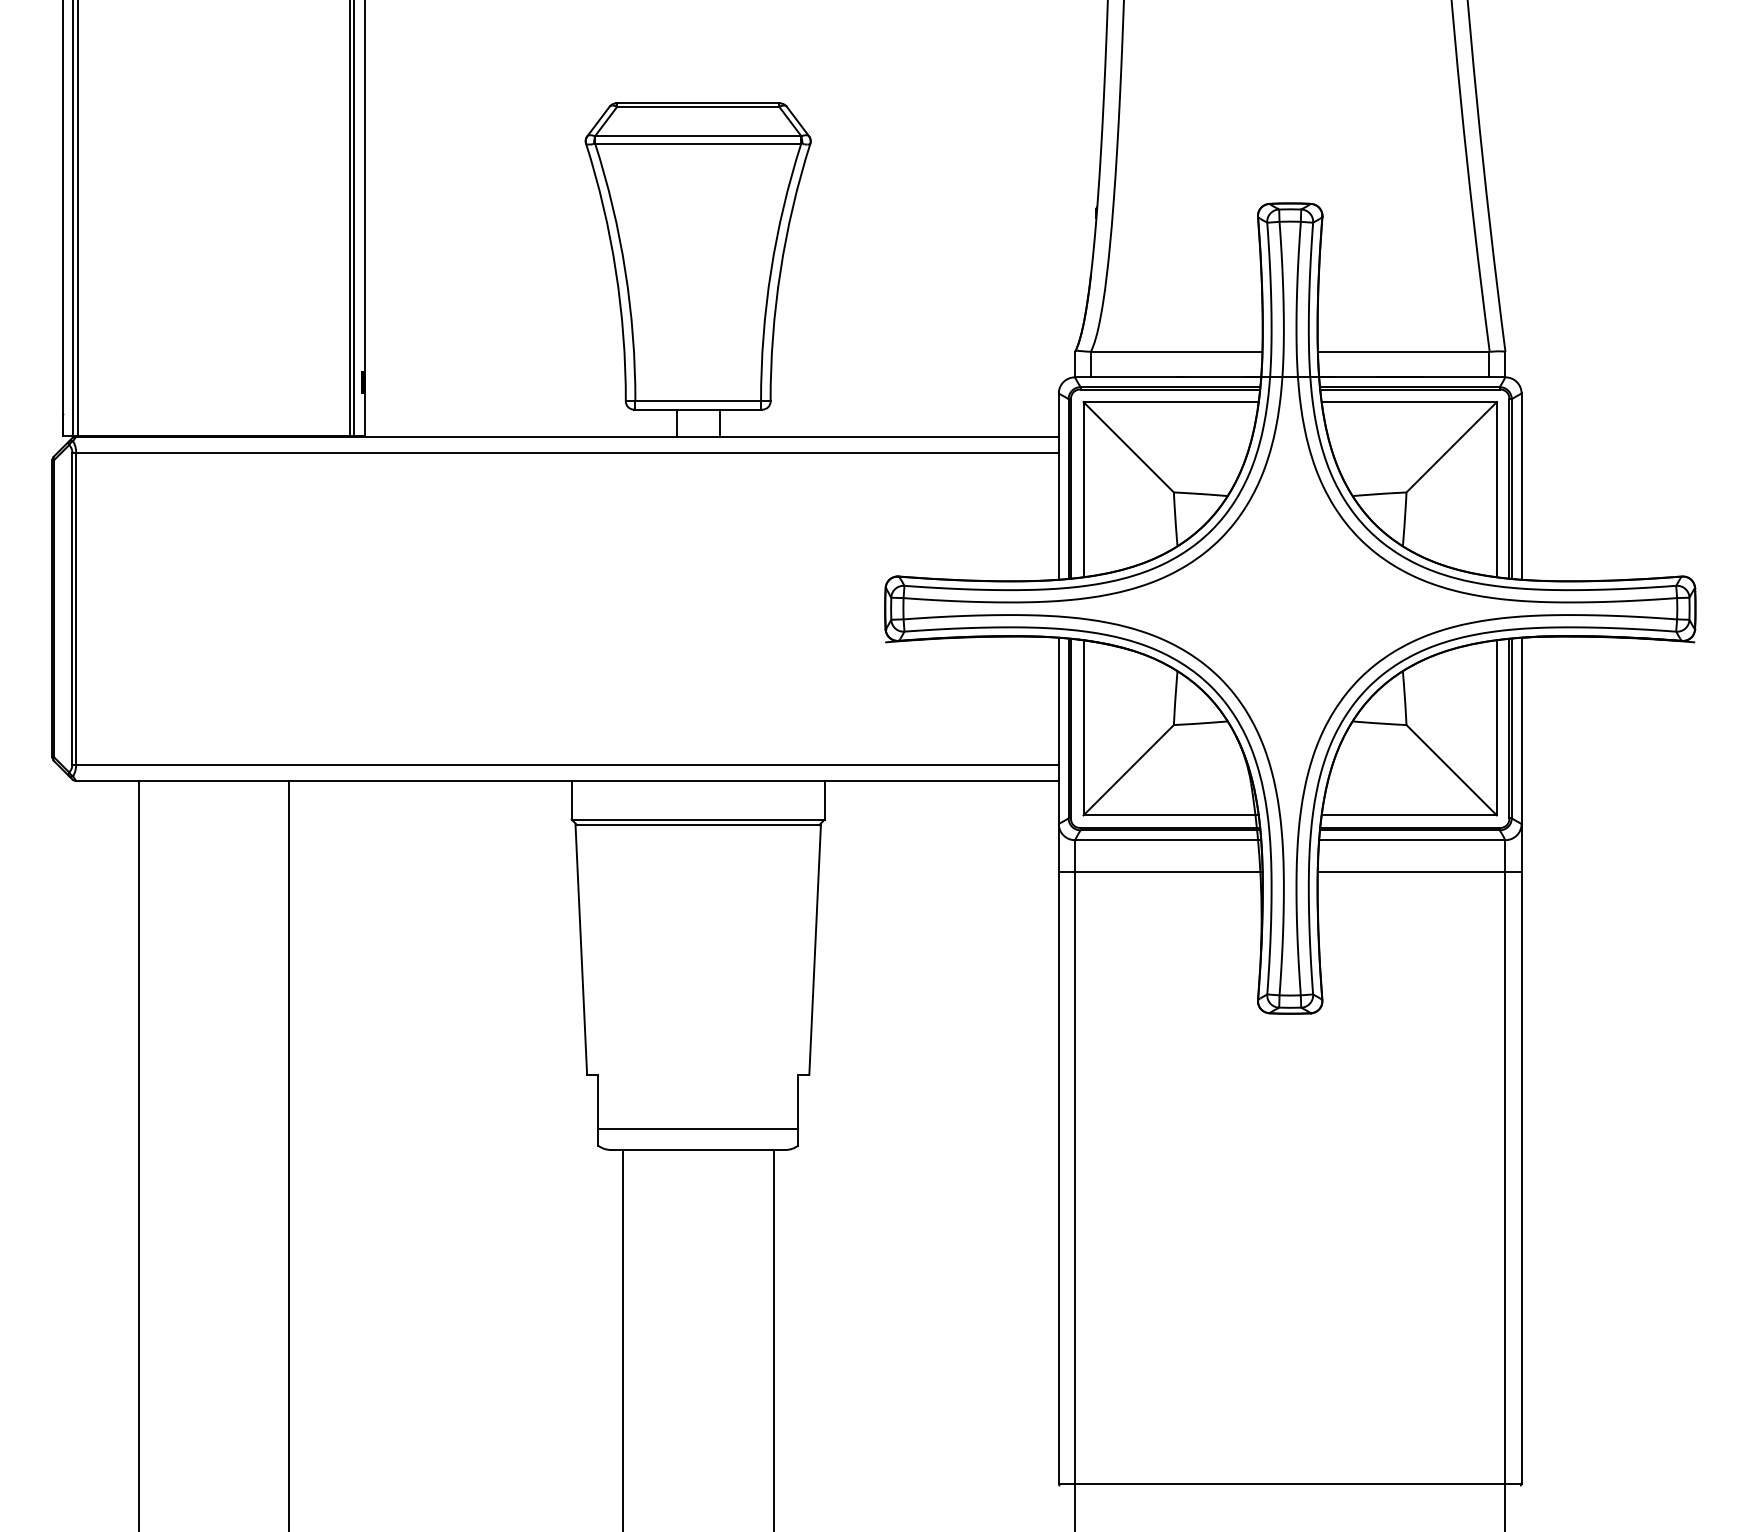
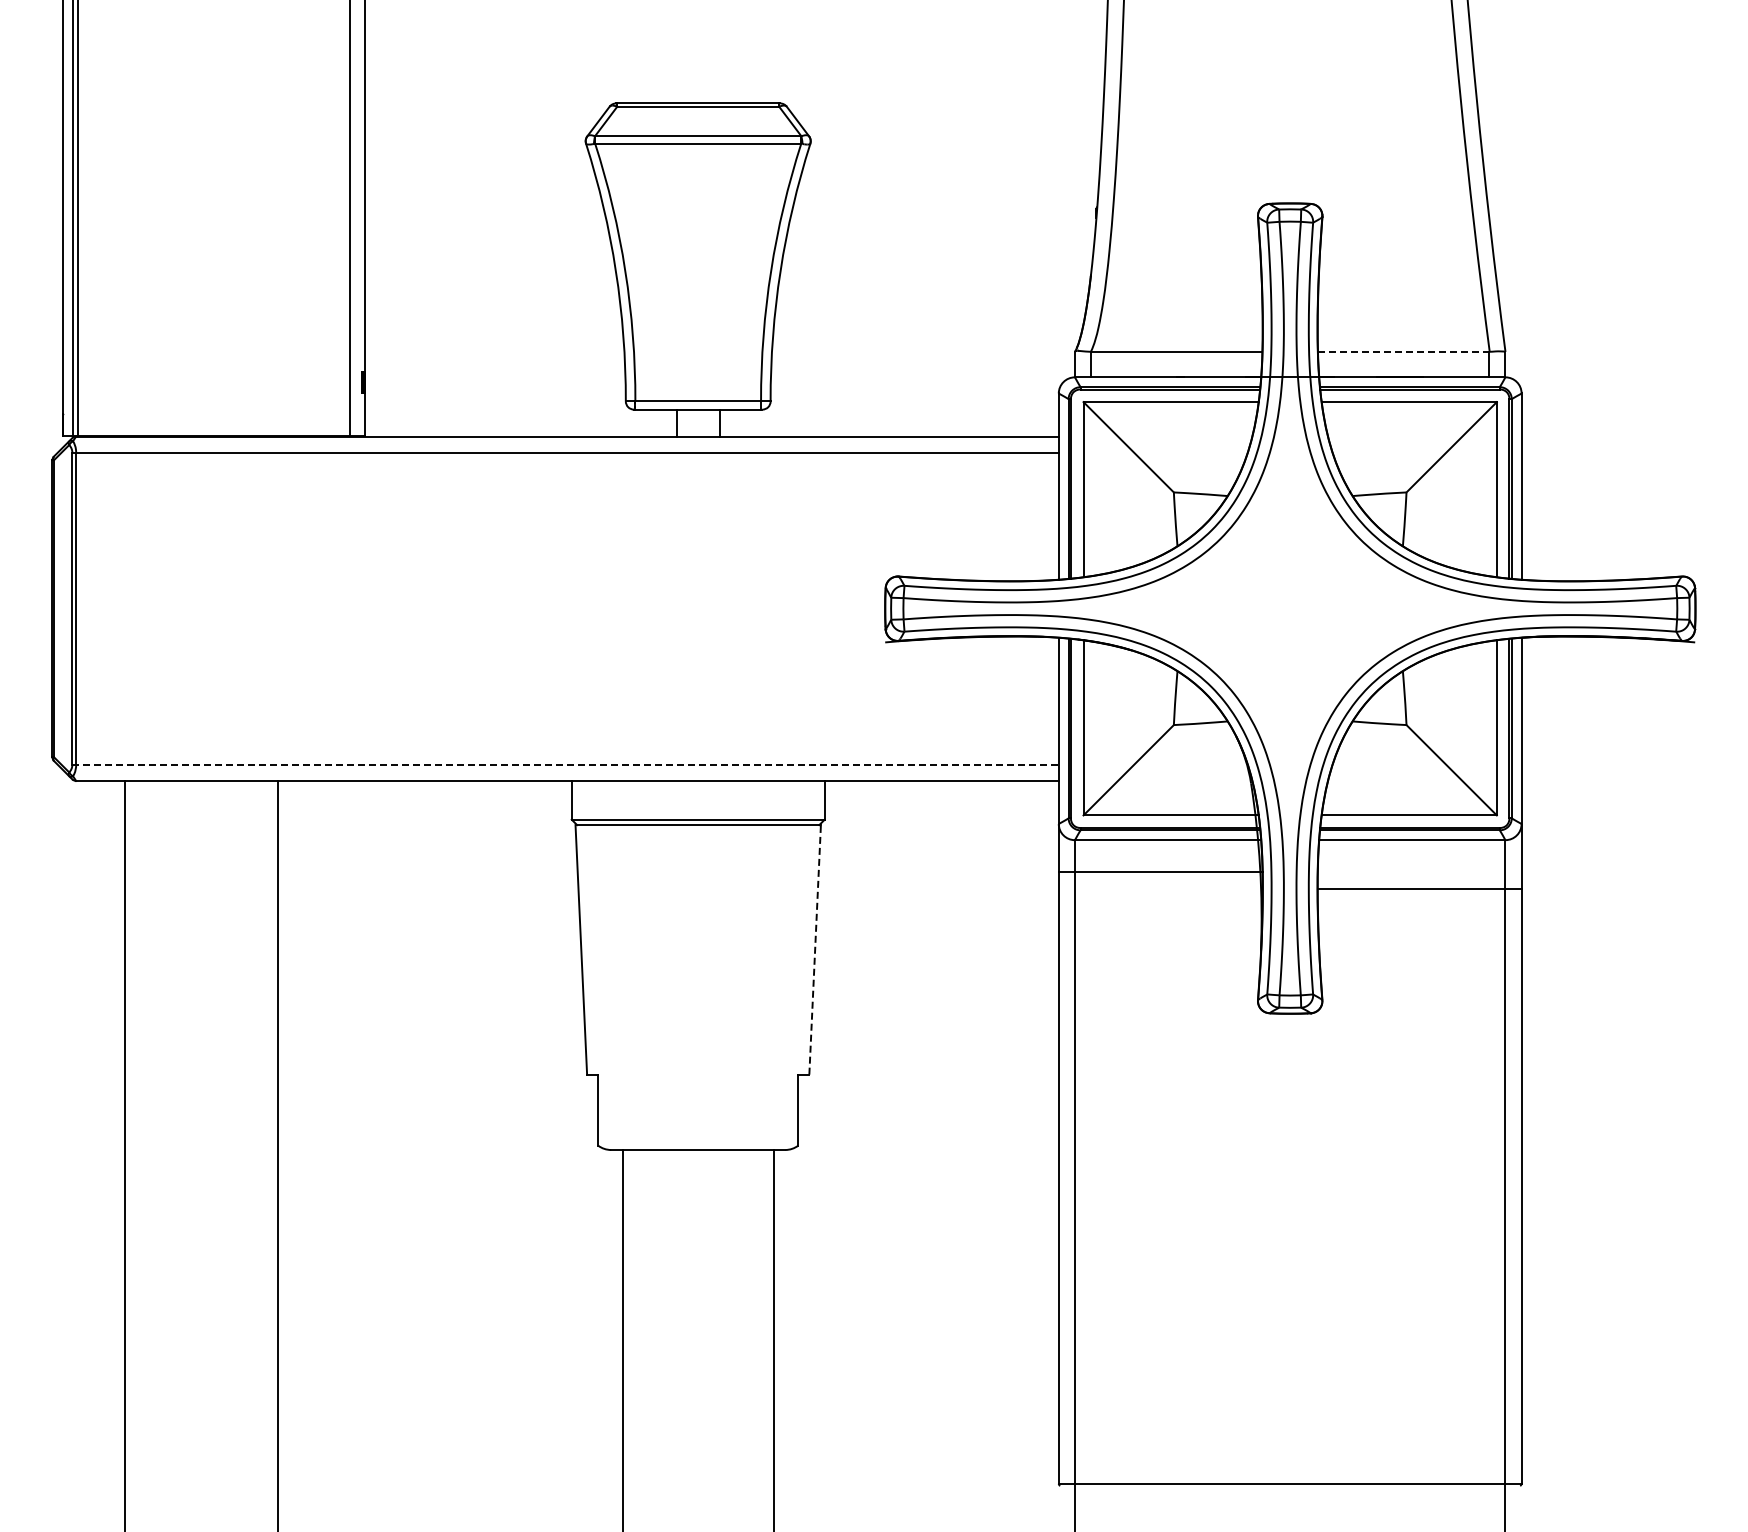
line: present -> none (354, 219)
line: solid -> dashed (1403, 351)
line: solid -> dashed (566, 764)
line position: (1419, 872) -> (1419, 889) (1419, 889)
line: solid -> dashed (815, 949)
line: present -> none (698, 1129)
line position: (138, 1154) -> (124, 1154) (124, 1154)
line position: (289, 1154) -> (278, 1154) (278, 1154)
